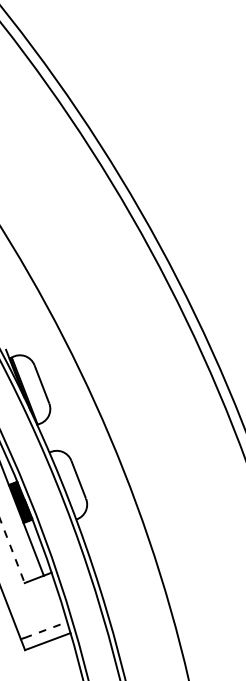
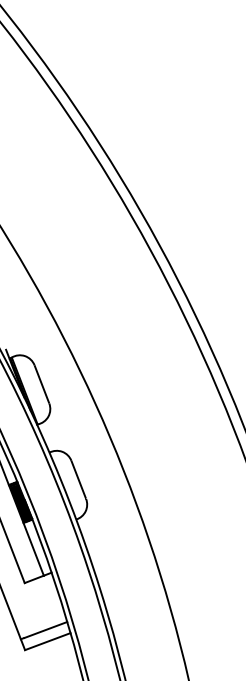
line: dashed -> solid (12, 551)
line: dashed -> solid (45, 629)
